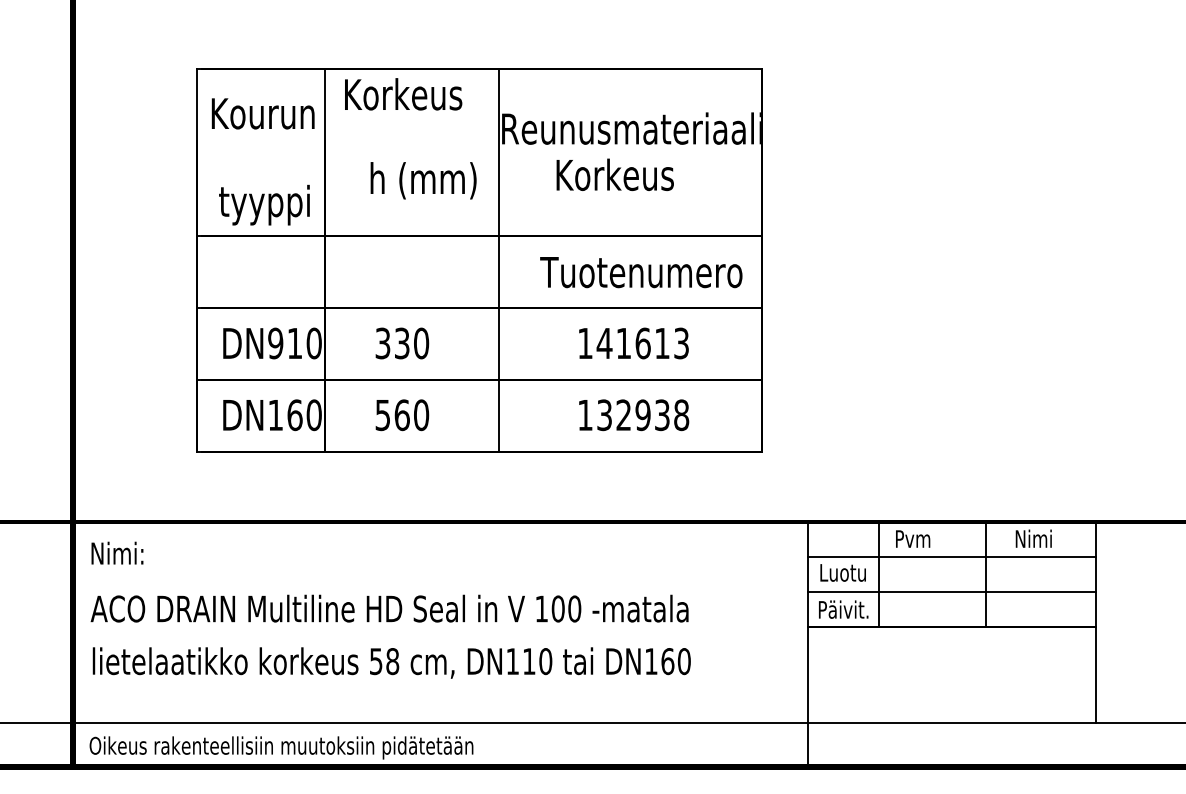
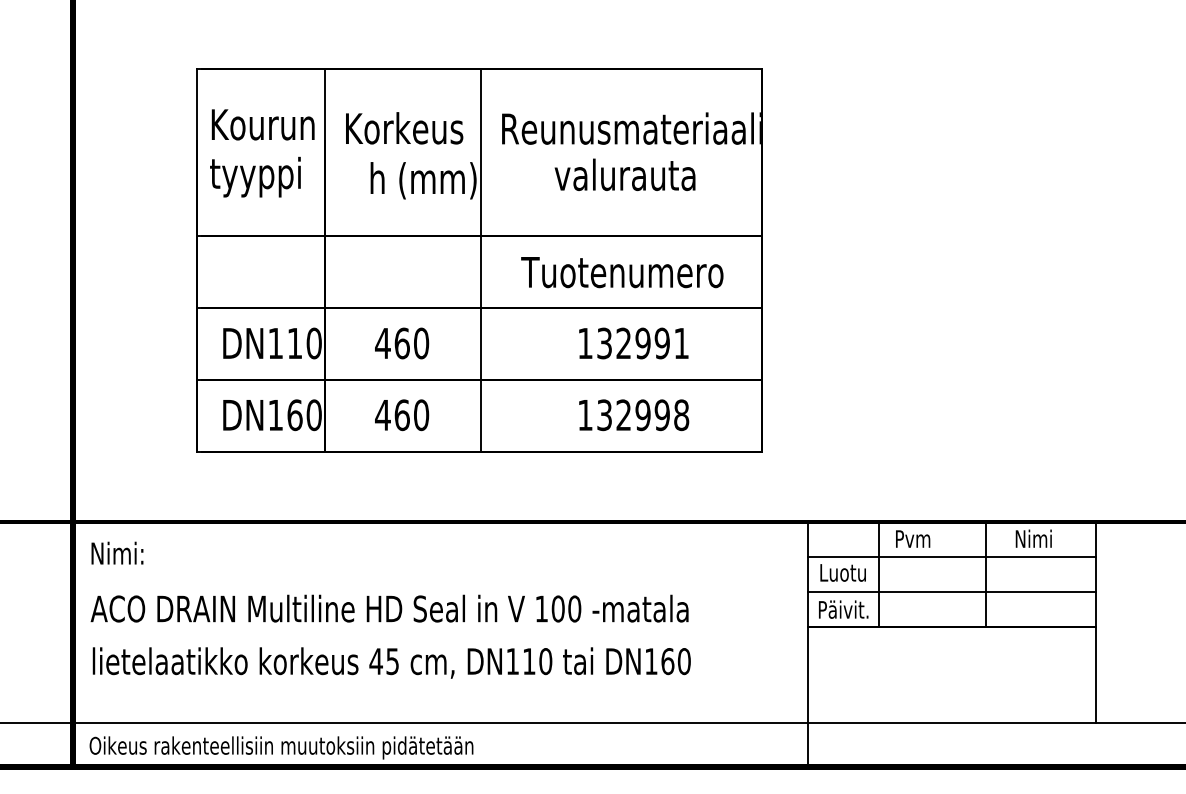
text position: (403, 94) -> (404, 128) (404, 128)
text position: (262, 113) -> (262, 124) (262, 124)
text: Korkeus -> valurauta (624, 174)
text position: (264, 204) -> (255, 176) (255, 176)
line position: (499, 260) -> (481, 260) (481, 260)
text position: (641, 272) -> (622, 272) (622, 272)
text: DN910 -> DN110 (275, 343)
text: 330 -> 460 (392, 343)
text: 141613 -> 132991 (642, 343)
text: 132938 -> 132998 (661, 414)
text: 560 -> 460 (382, 415)
text: 58 -> 45 (384, 661)
